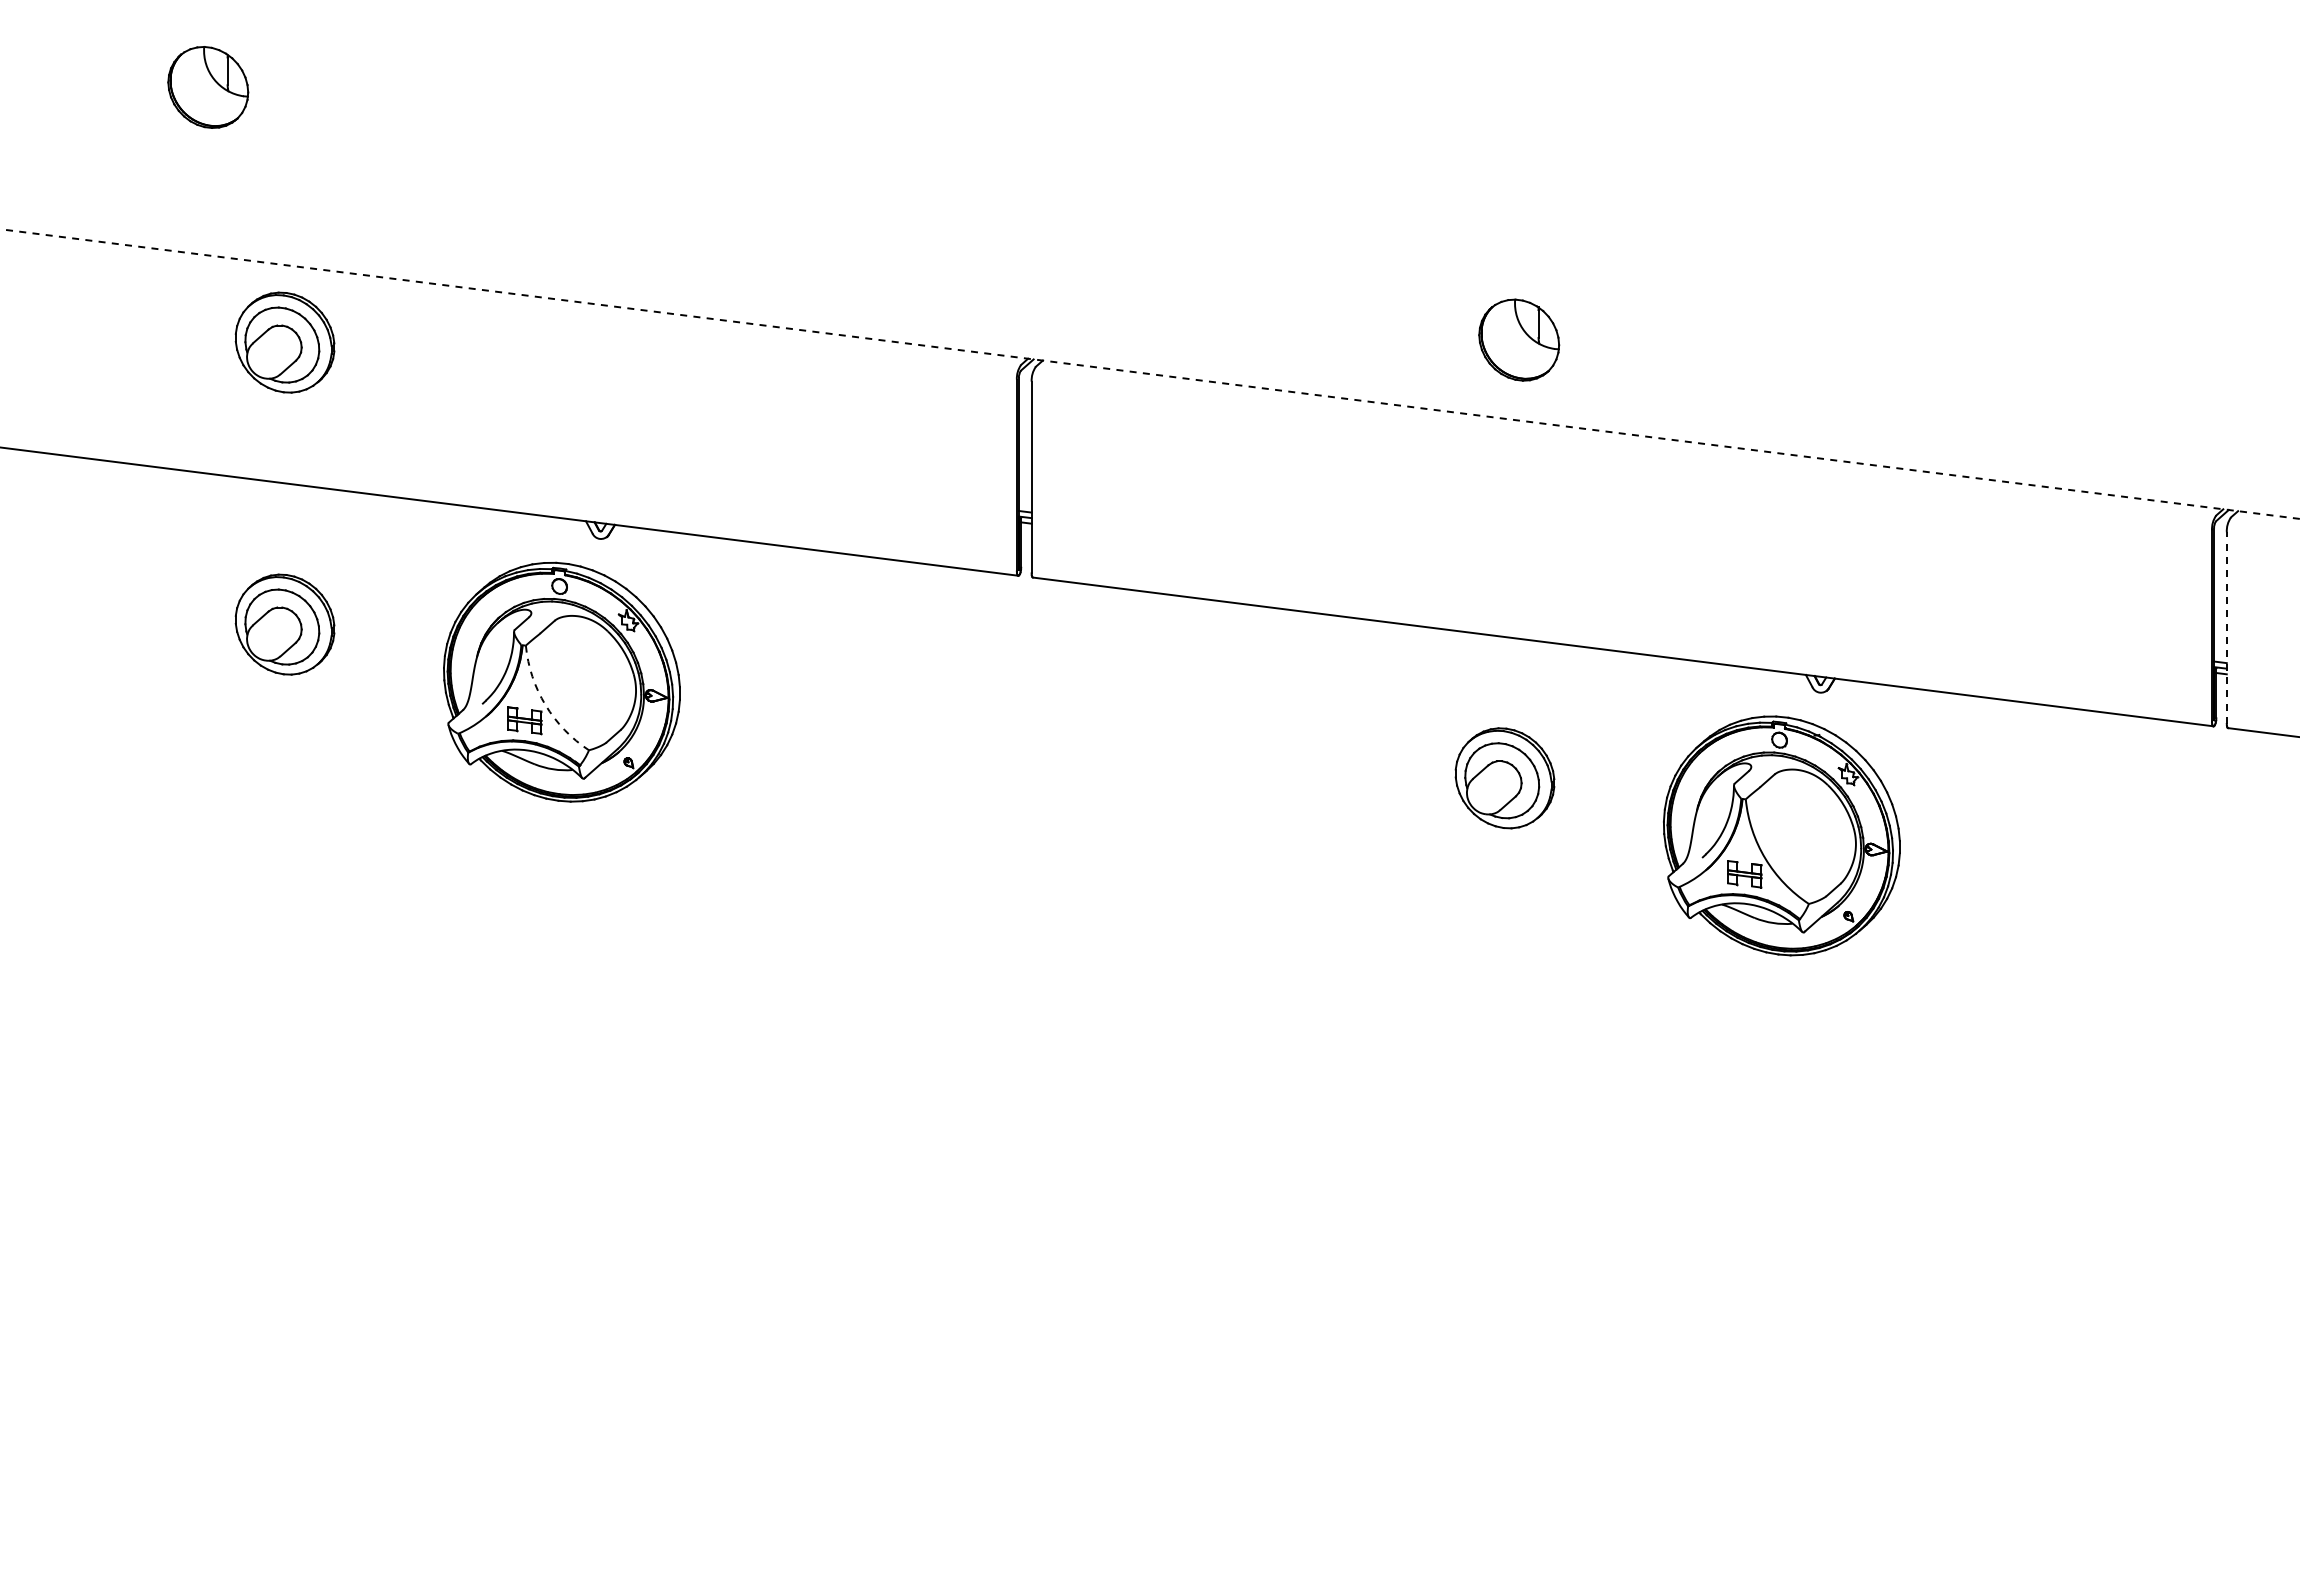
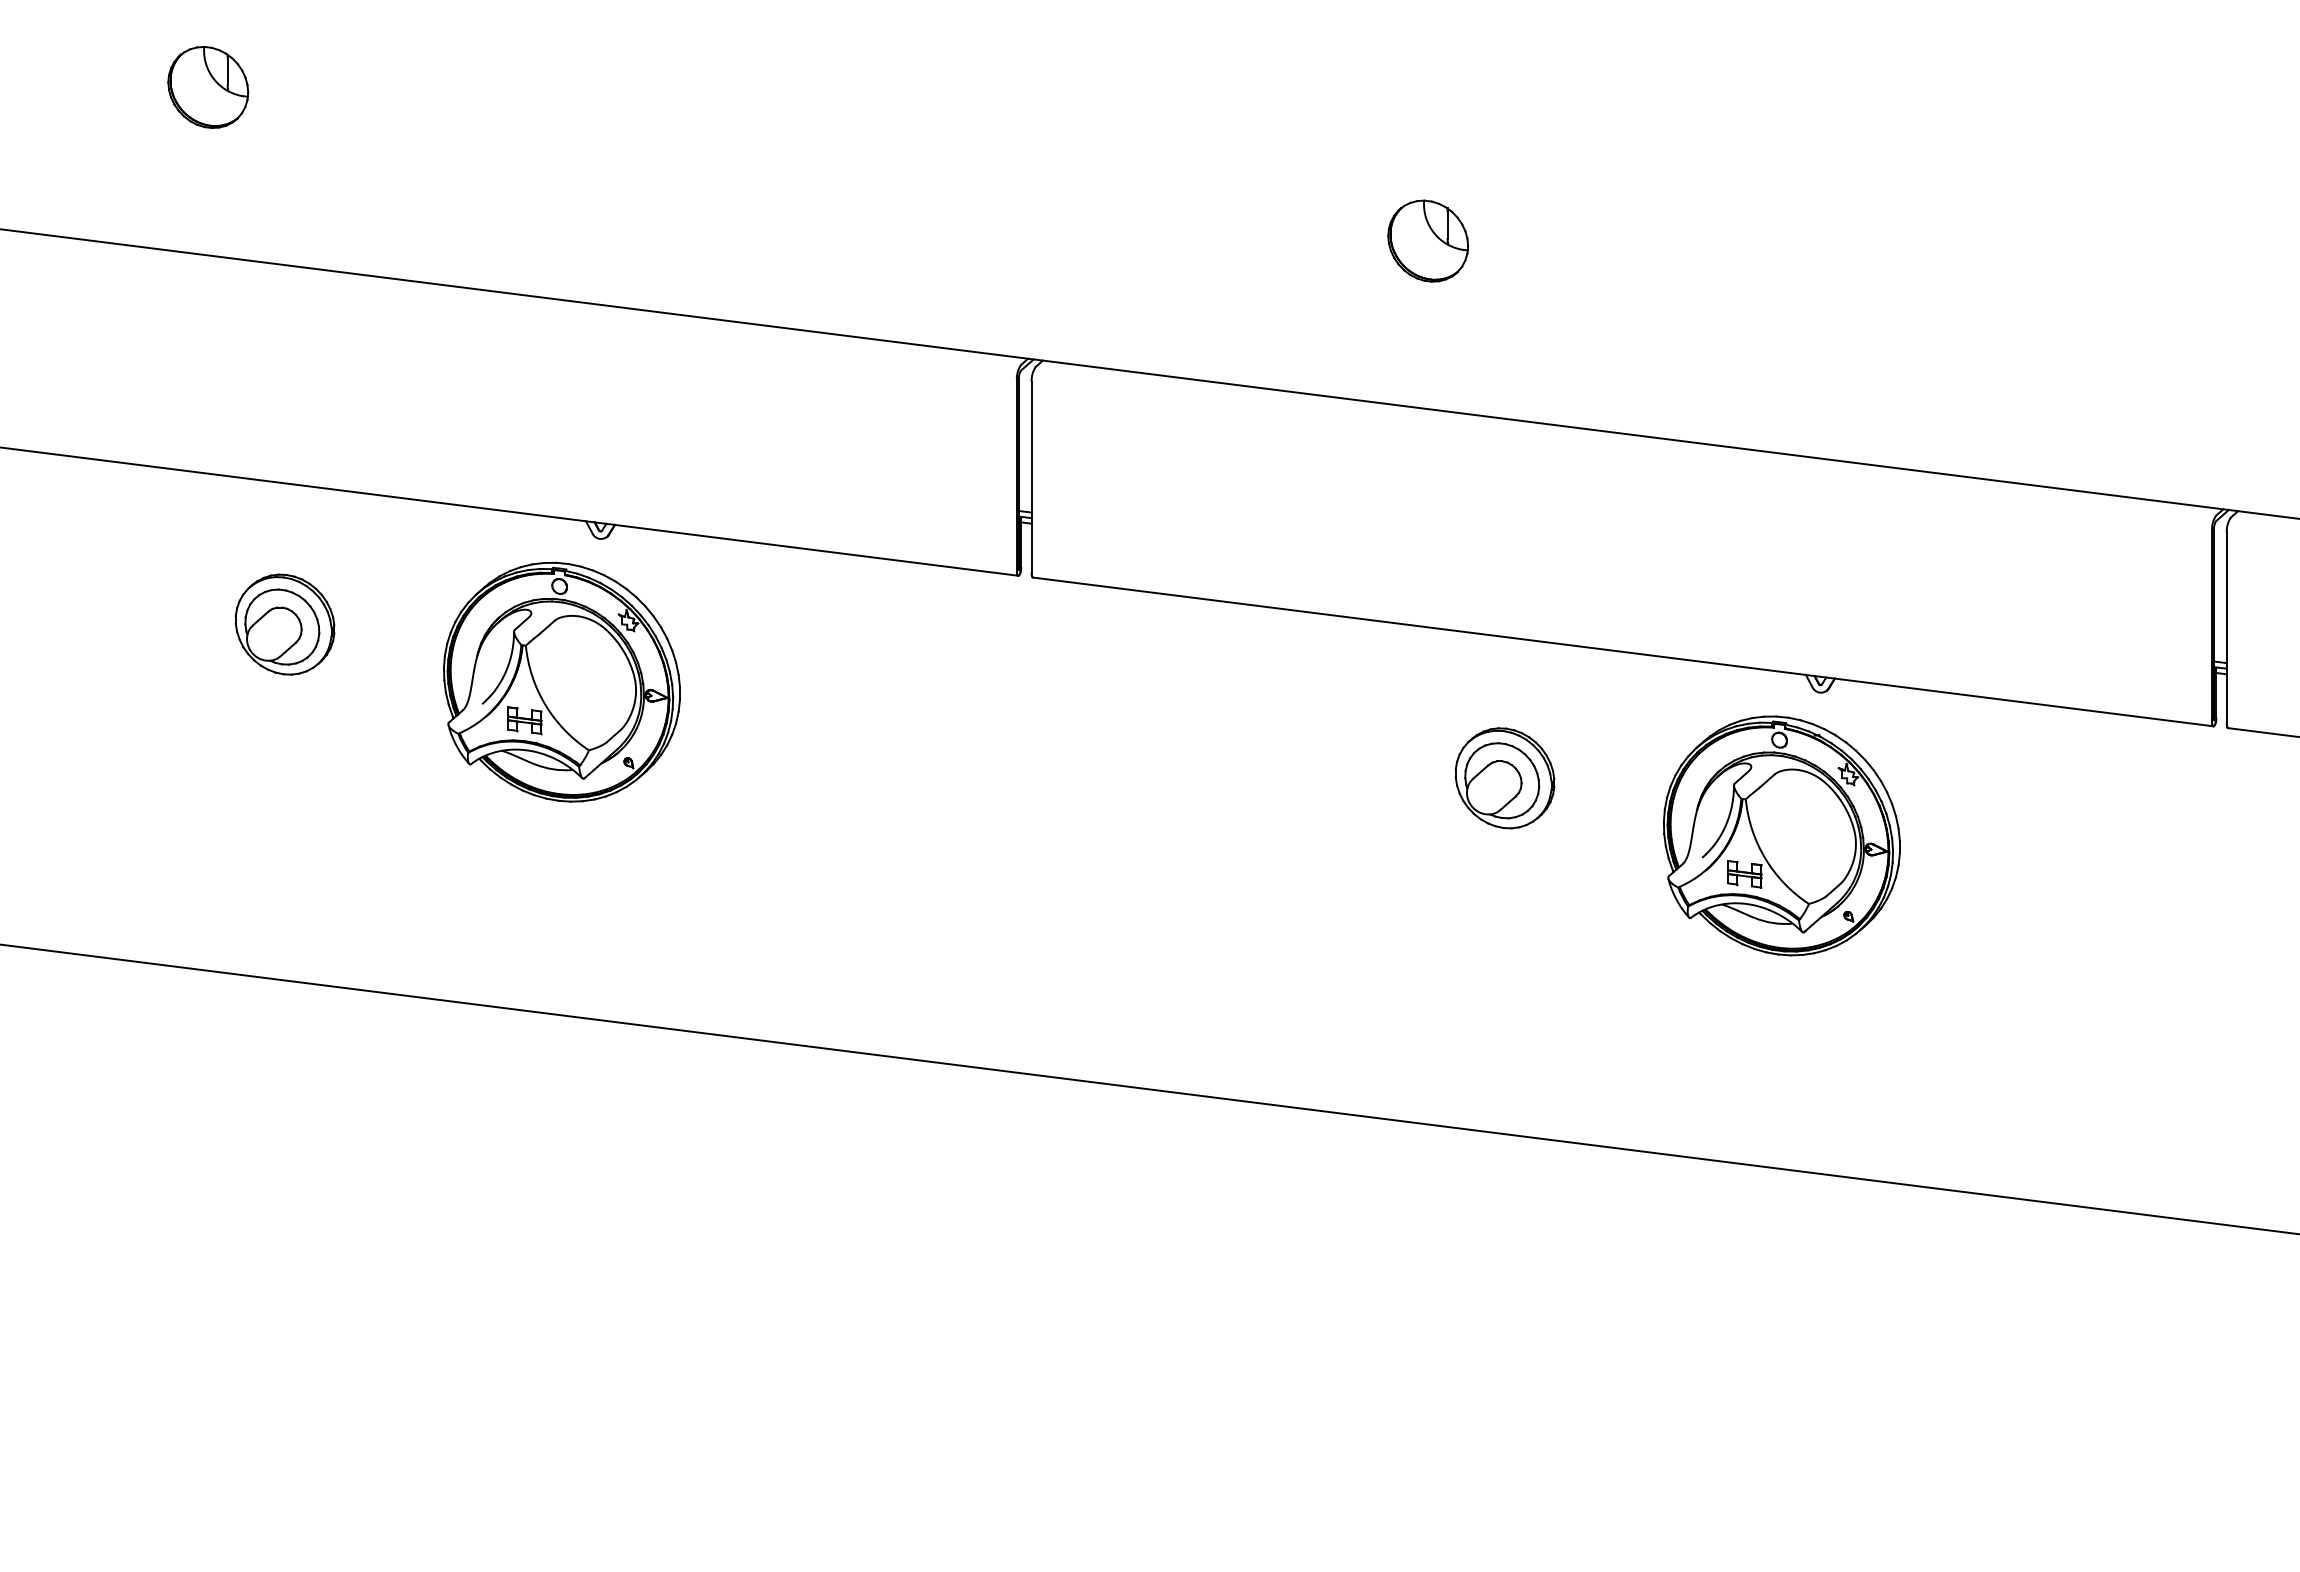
part position: (1519, 339) -> (1428, 240) (1428, 240)
part: present -> none (284, 342)
line: dashed -> solid (1149, 374)
line: dashed -> solid (2226, 628)
arc: dashed -> solid (545, 705)
line: none -> present (1149, 1088)
